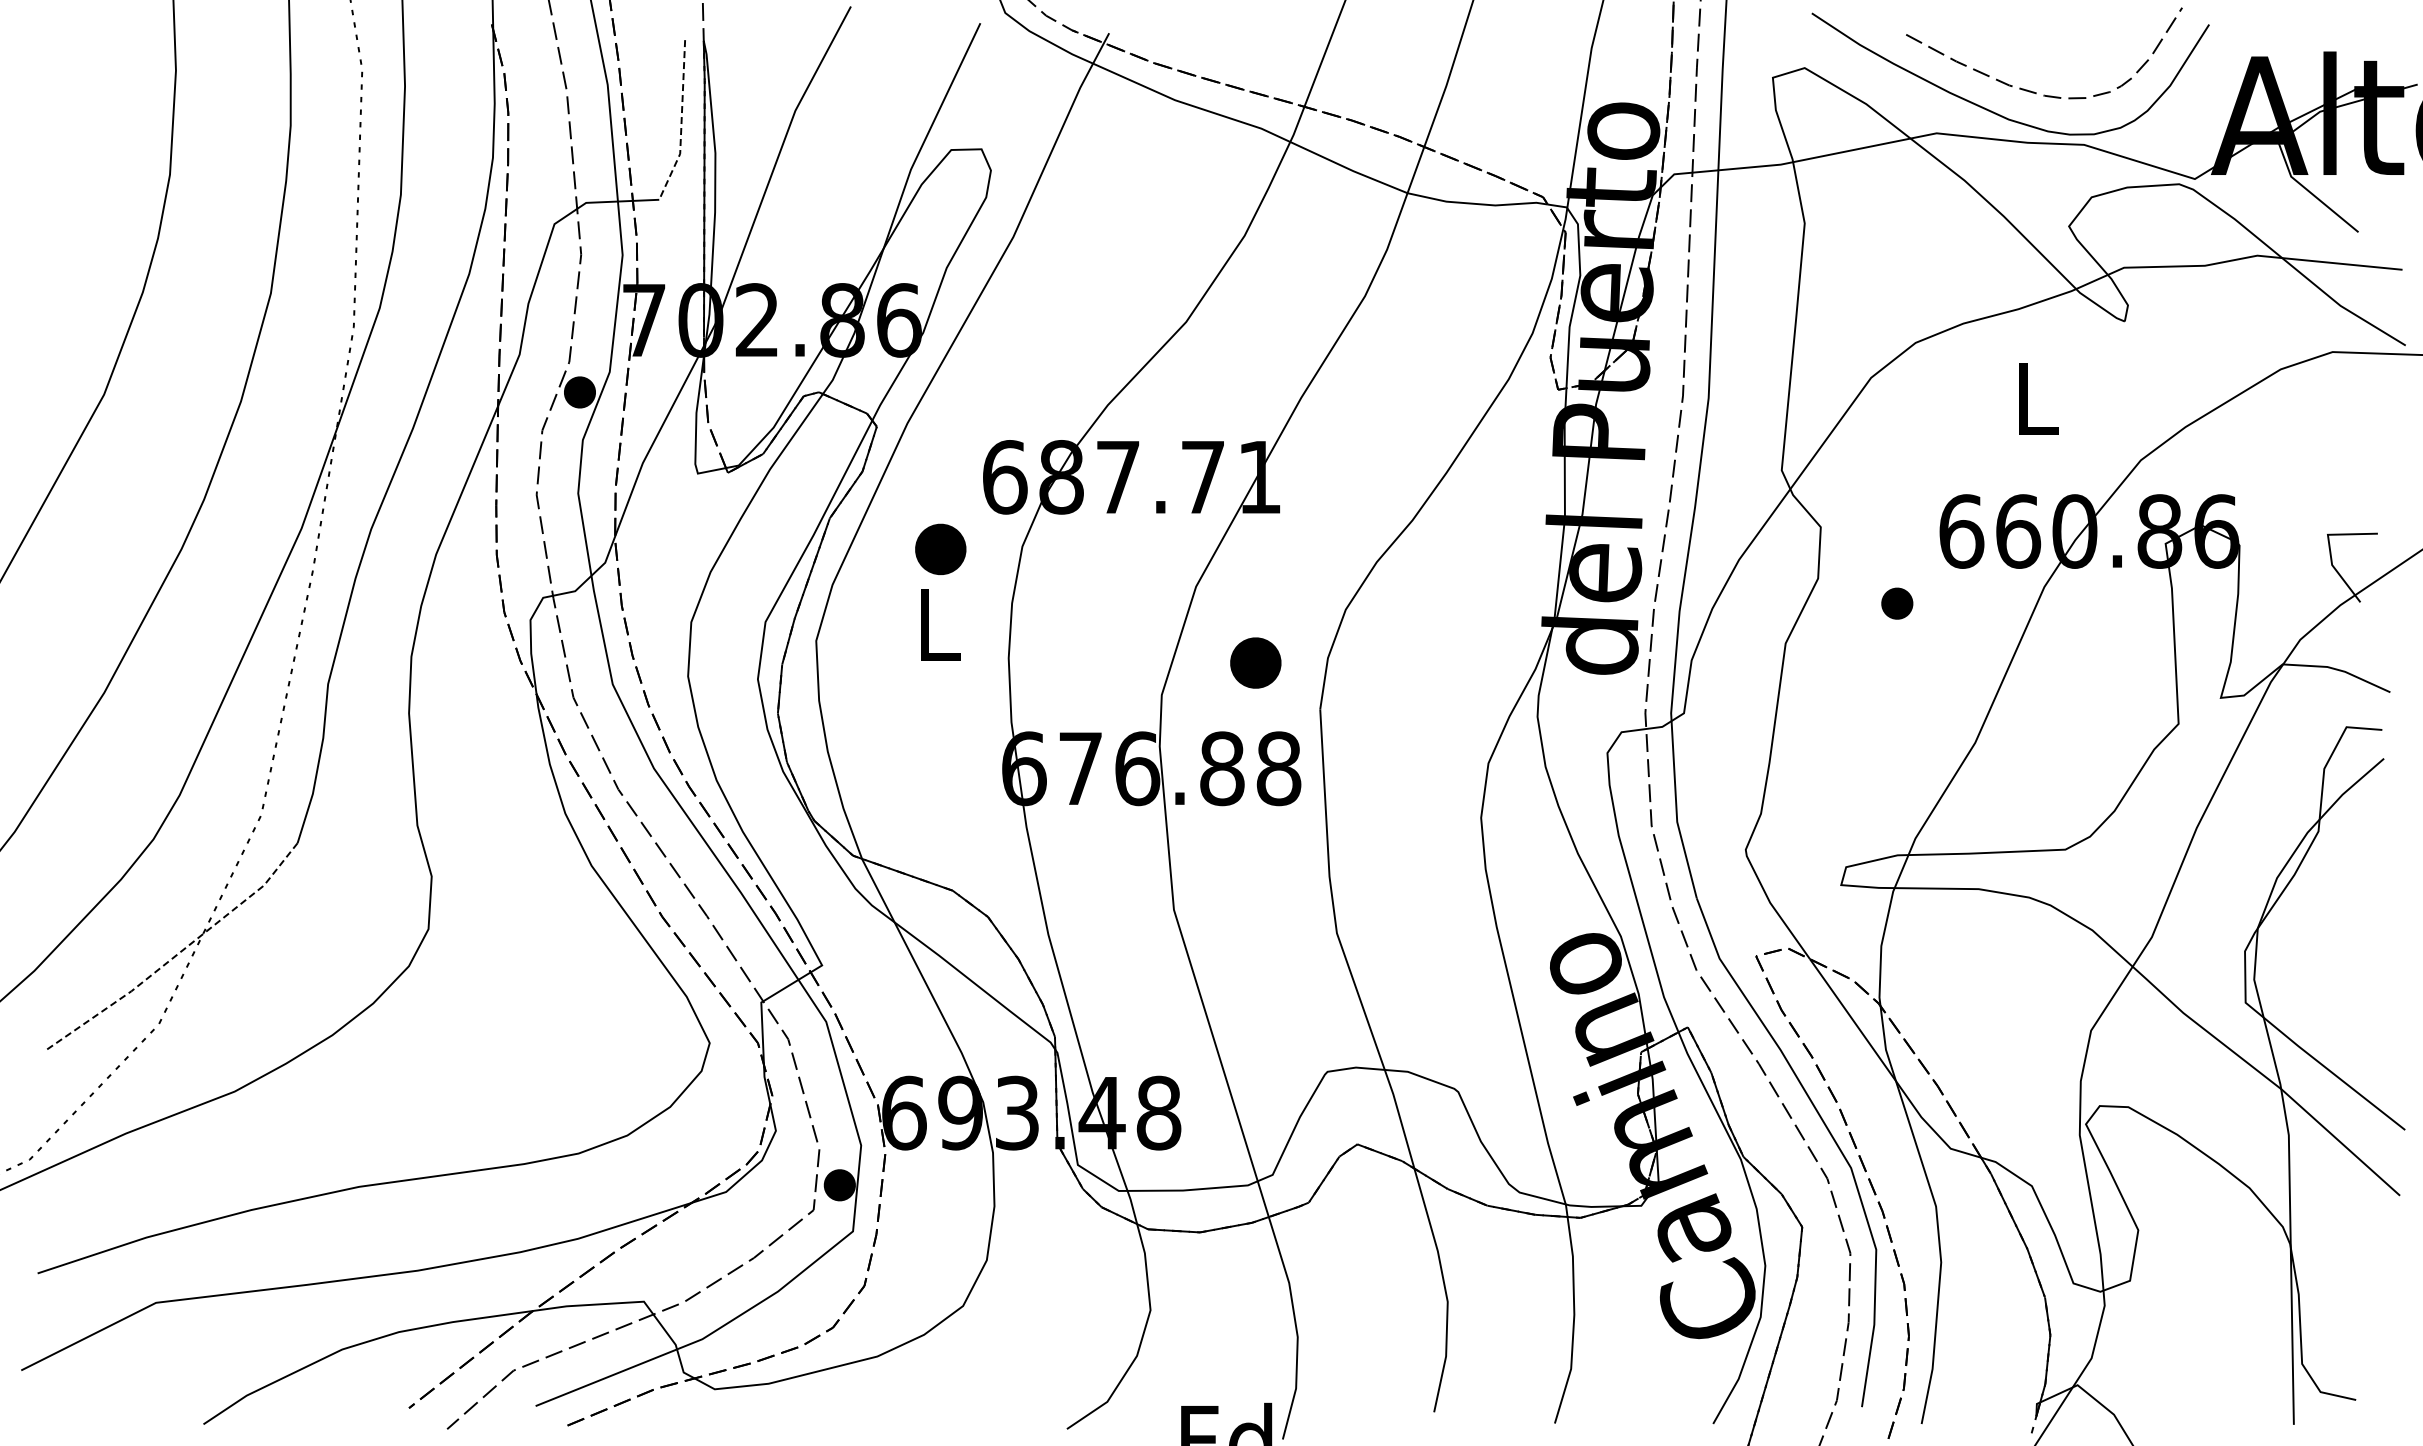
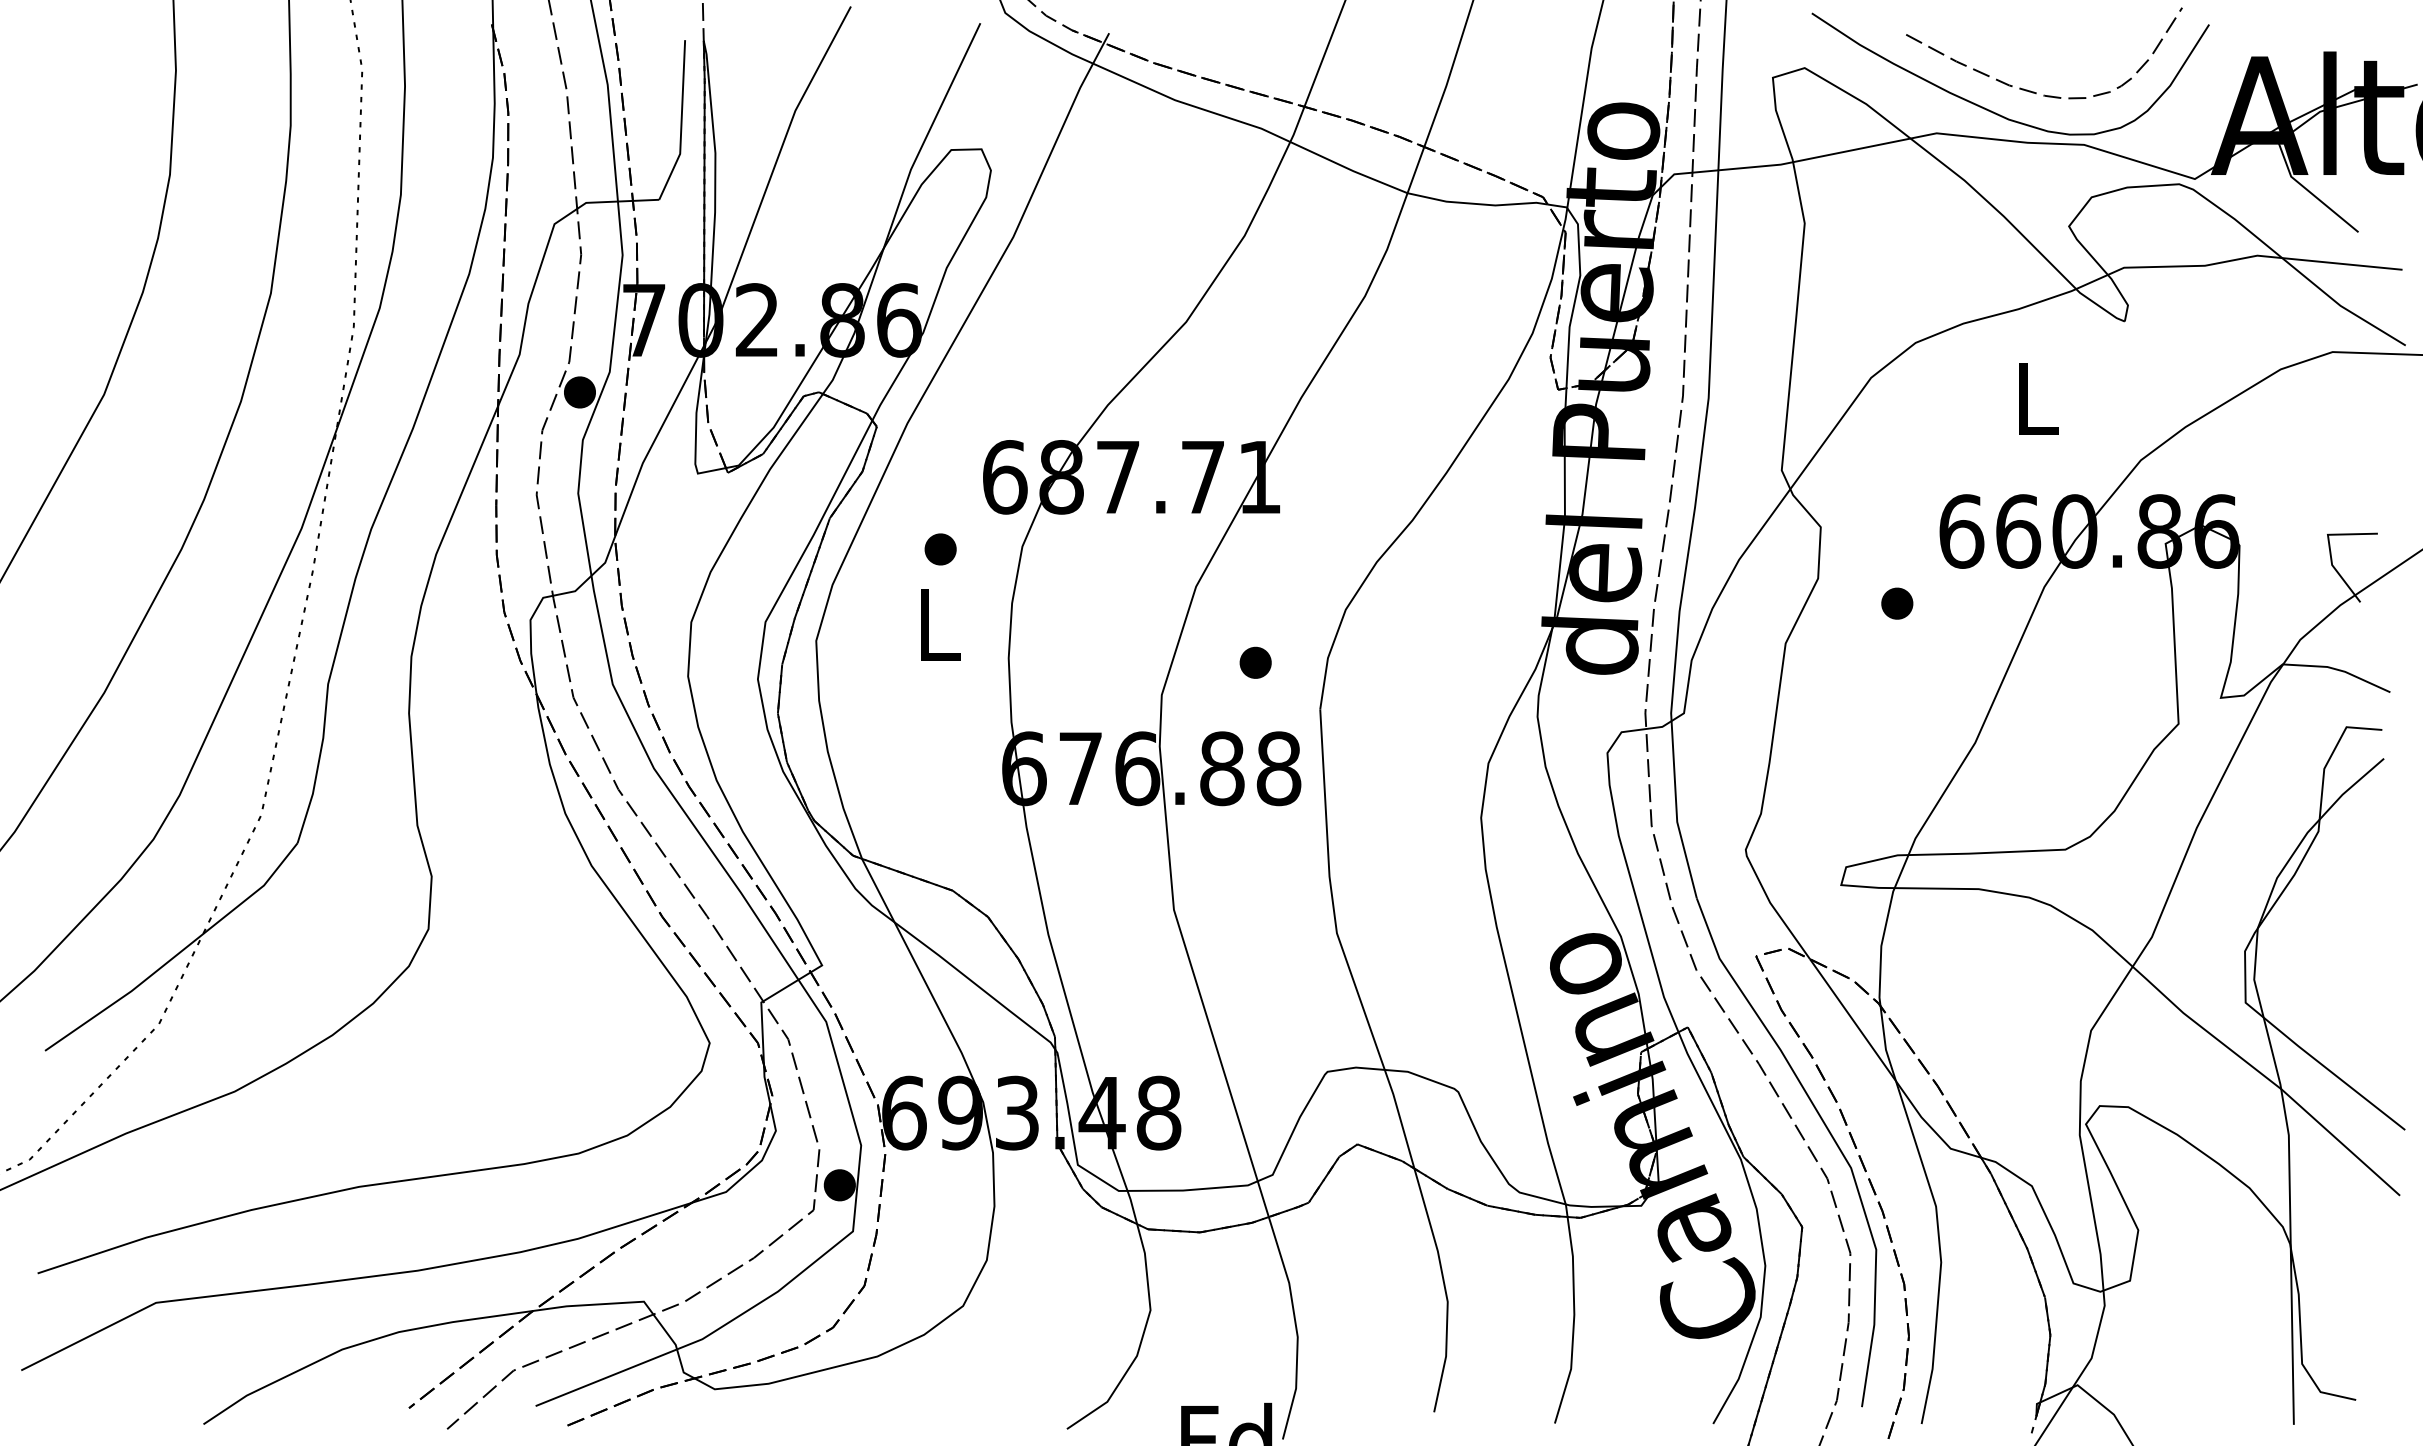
line: dashed -> solid (681, 122)
part size: 52x52 px -> 33x33 px (940, 549)
part size: 52x52 px -> 33x33 px (1255, 662)
line: dashed -> solid (177, 954)
